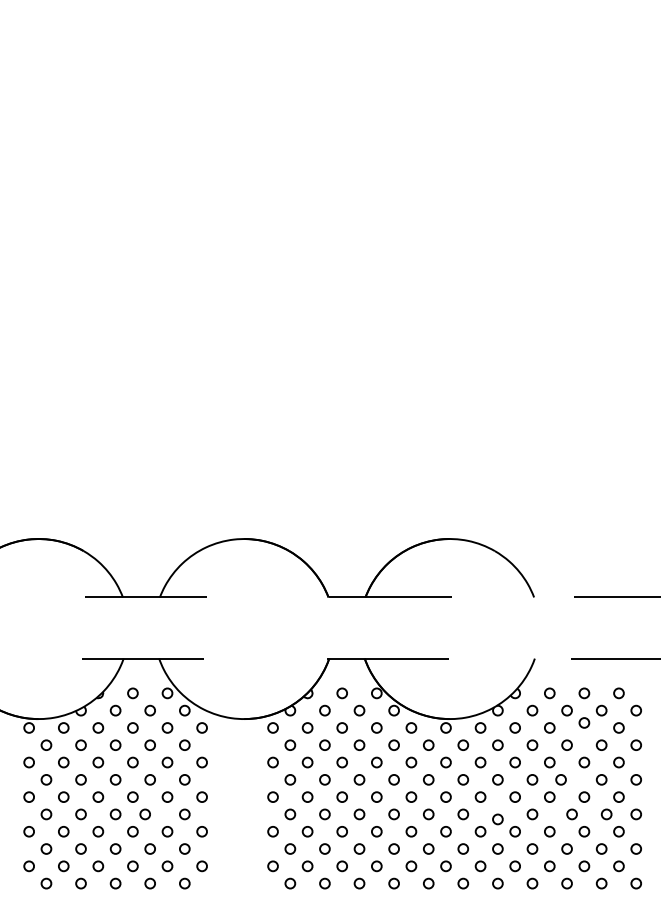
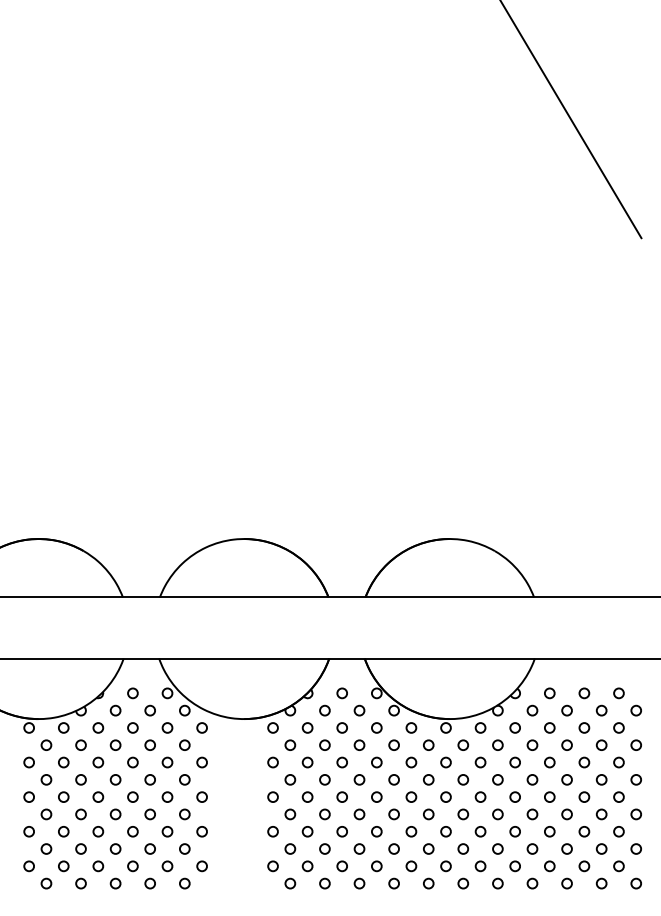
line: none -> present (571, 120)
line: dashed -> solid (330, 597)
line: dashed -> solid (330, 658)
circle position: (584, 722) -> (584, 727) (584, 727)
circle position: (560, 779) -> (566, 779) (566, 779)
circle position: (144, 814) -> (149, 814) (149, 814)
circle position: (571, 814) -> (566, 814) (566, 814)
circle position: (606, 814) -> (601, 814) (601, 814)
circle position: (497, 819) -> (497, 814) (497, 814)
